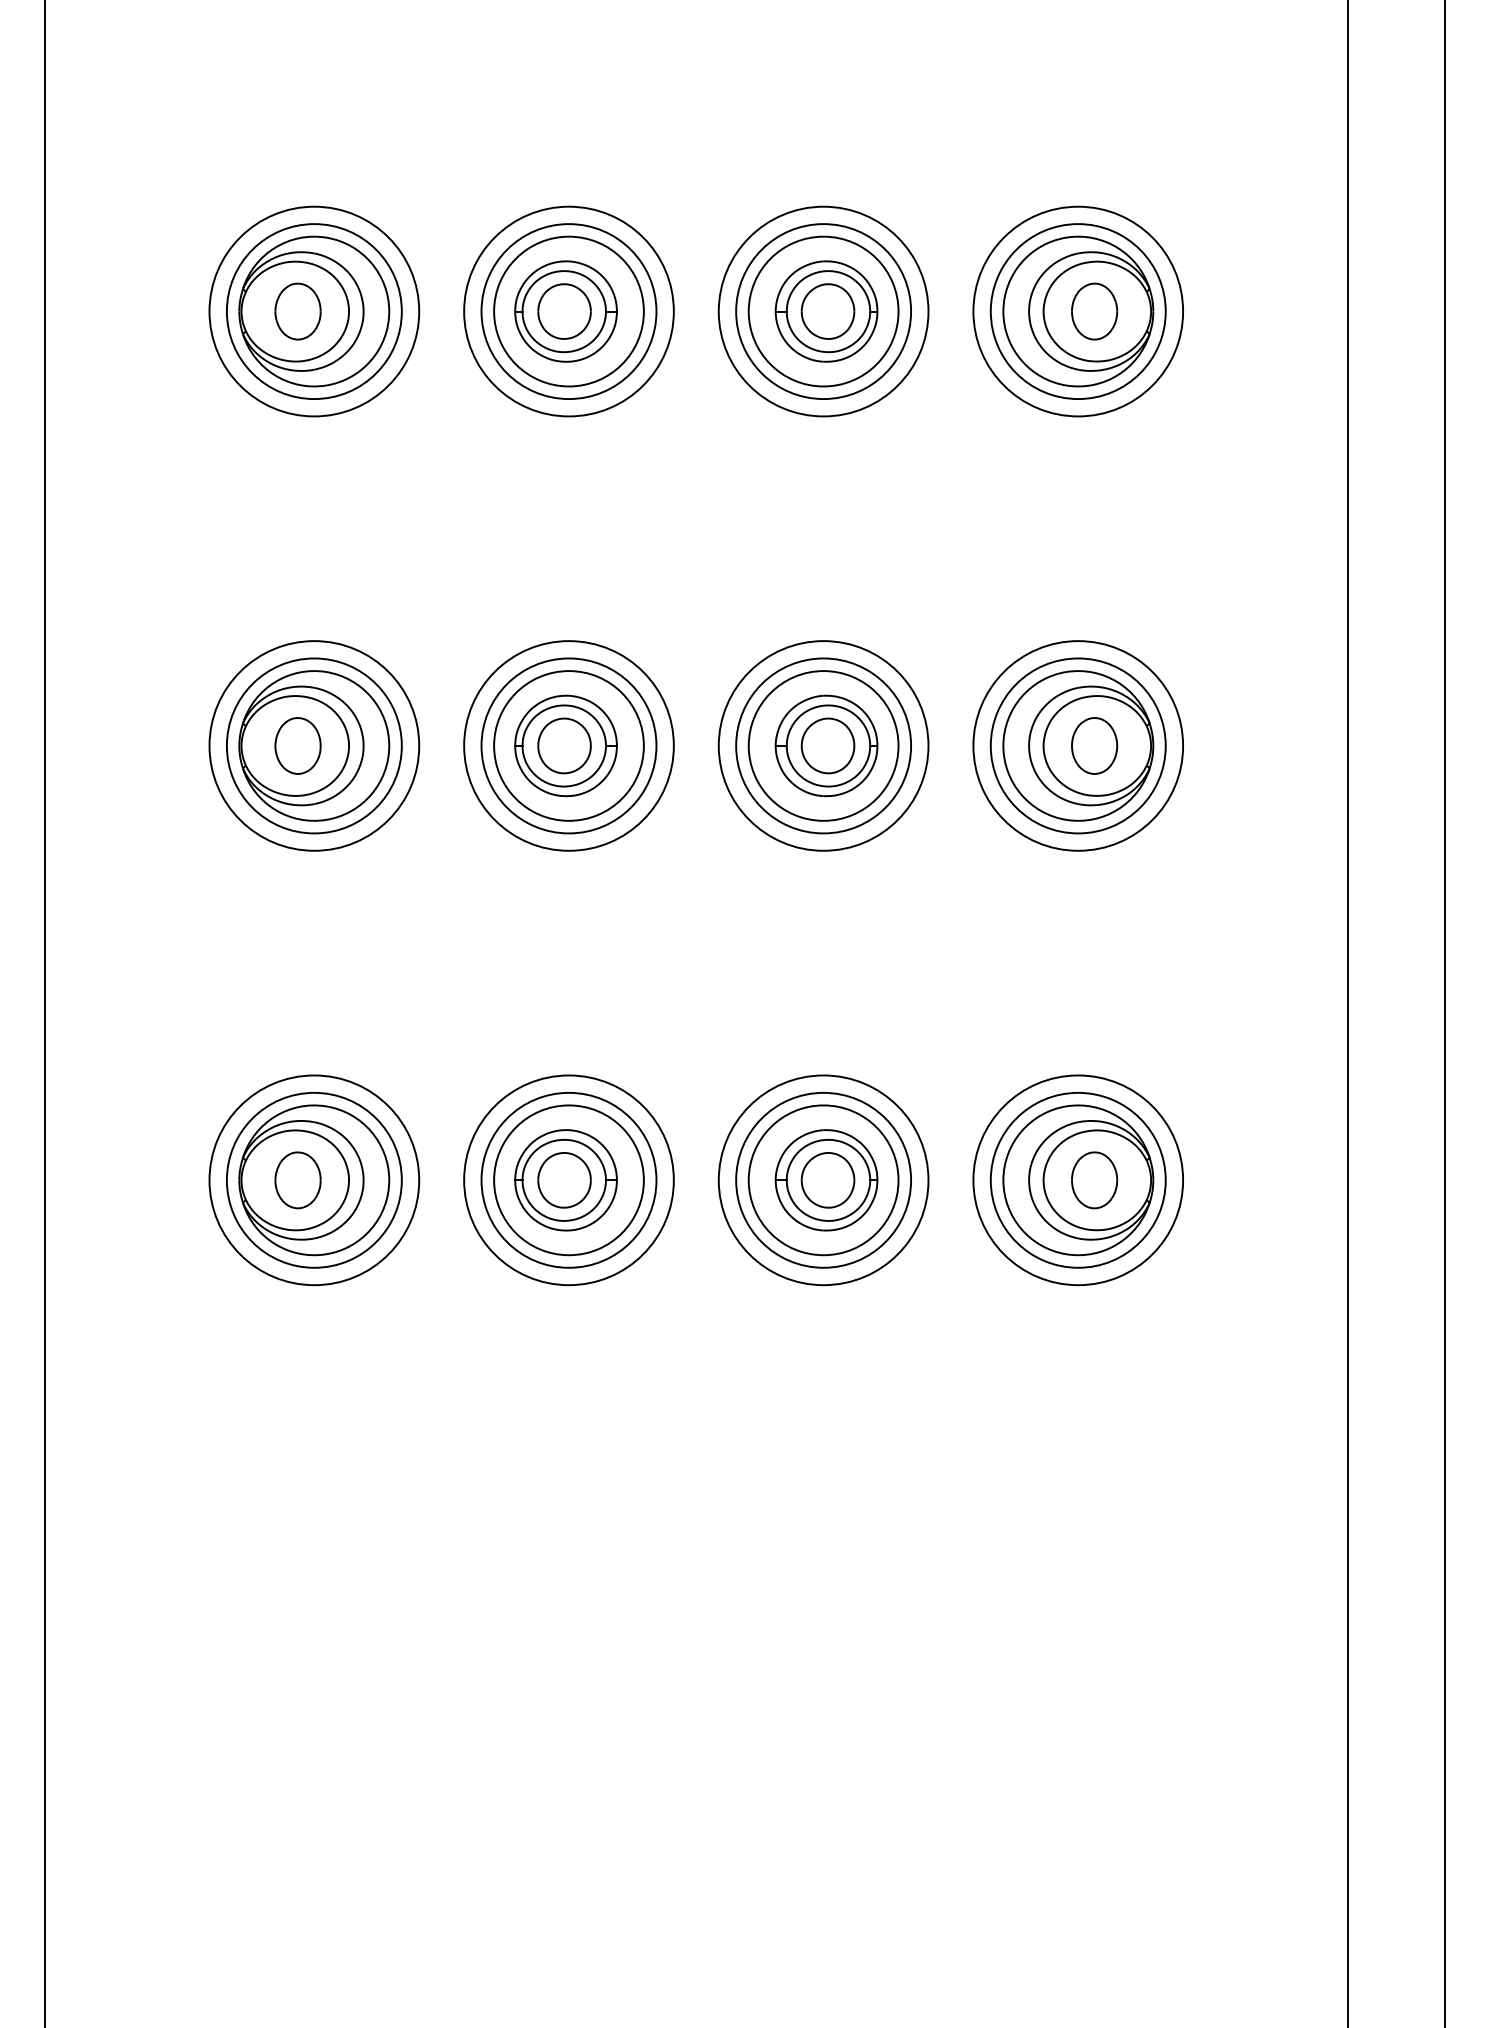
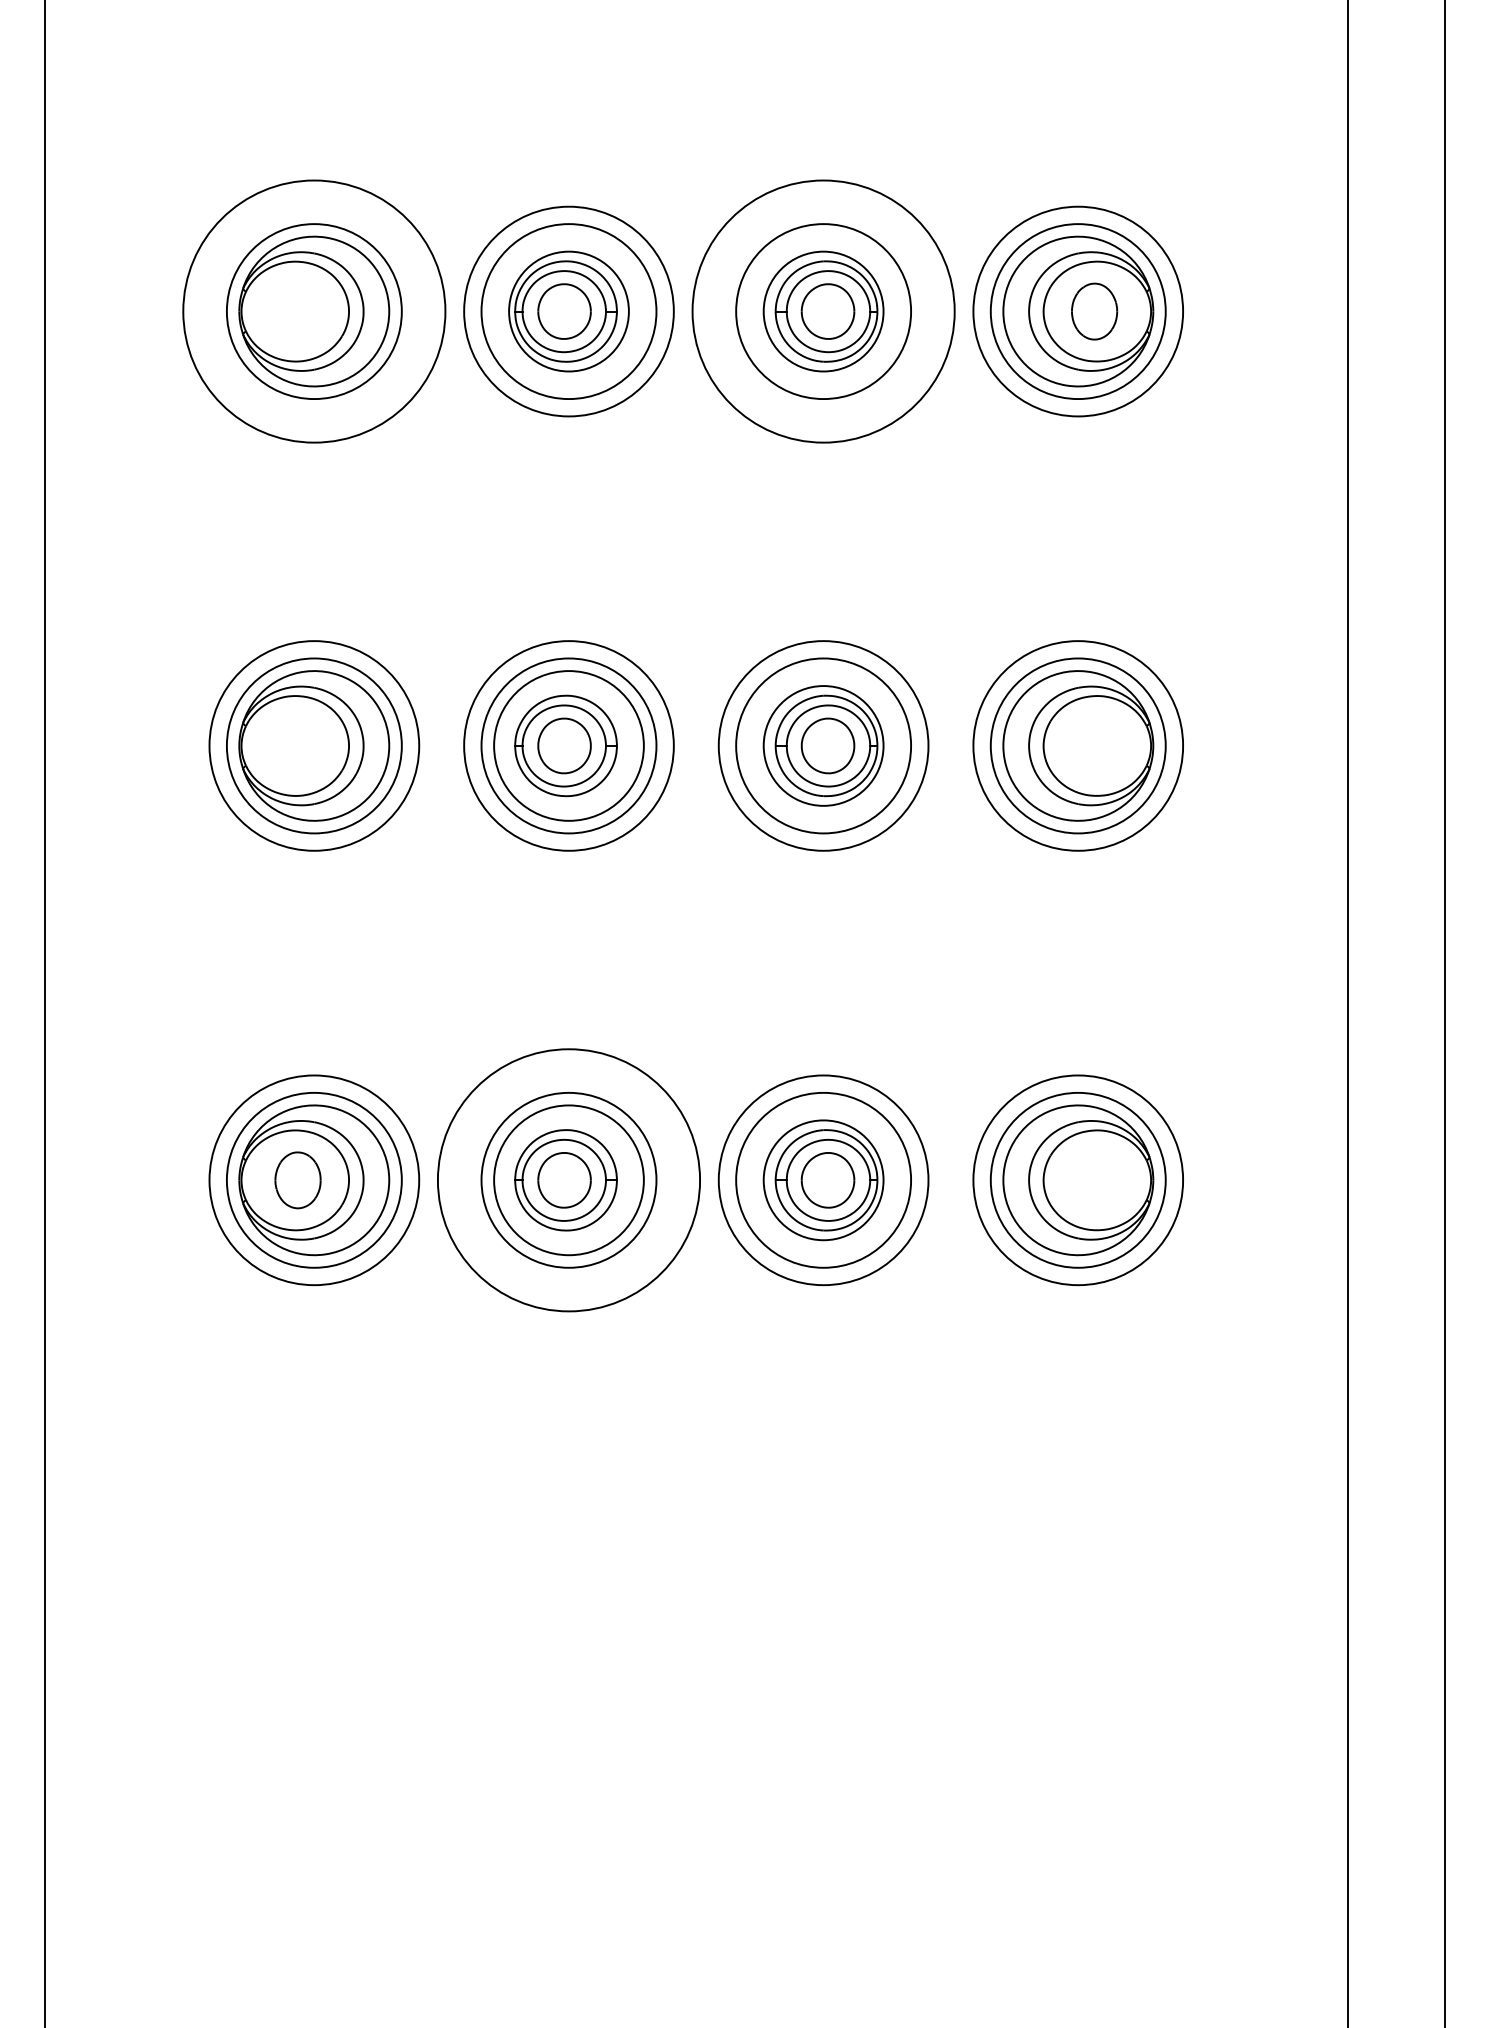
part: present -> none (297, 311)
circle diameter: 210 px -> 262 px (314, 311)
circle diameter: 150 px -> 120 px (568, 311)
circle diameter: 150 px -> 120 px (823, 311)
circle diameter: 210 px -> 262 px (823, 311)
part: present -> none (297, 745)
circle diameter: 150 px -> 120 px (823, 745)
part: present -> none (1094, 745)
circle diameter: 210 px -> 262 px (568, 1180)
circle diameter: 150 px -> 120 px (823, 1180)
part: present -> none (1094, 1180)
